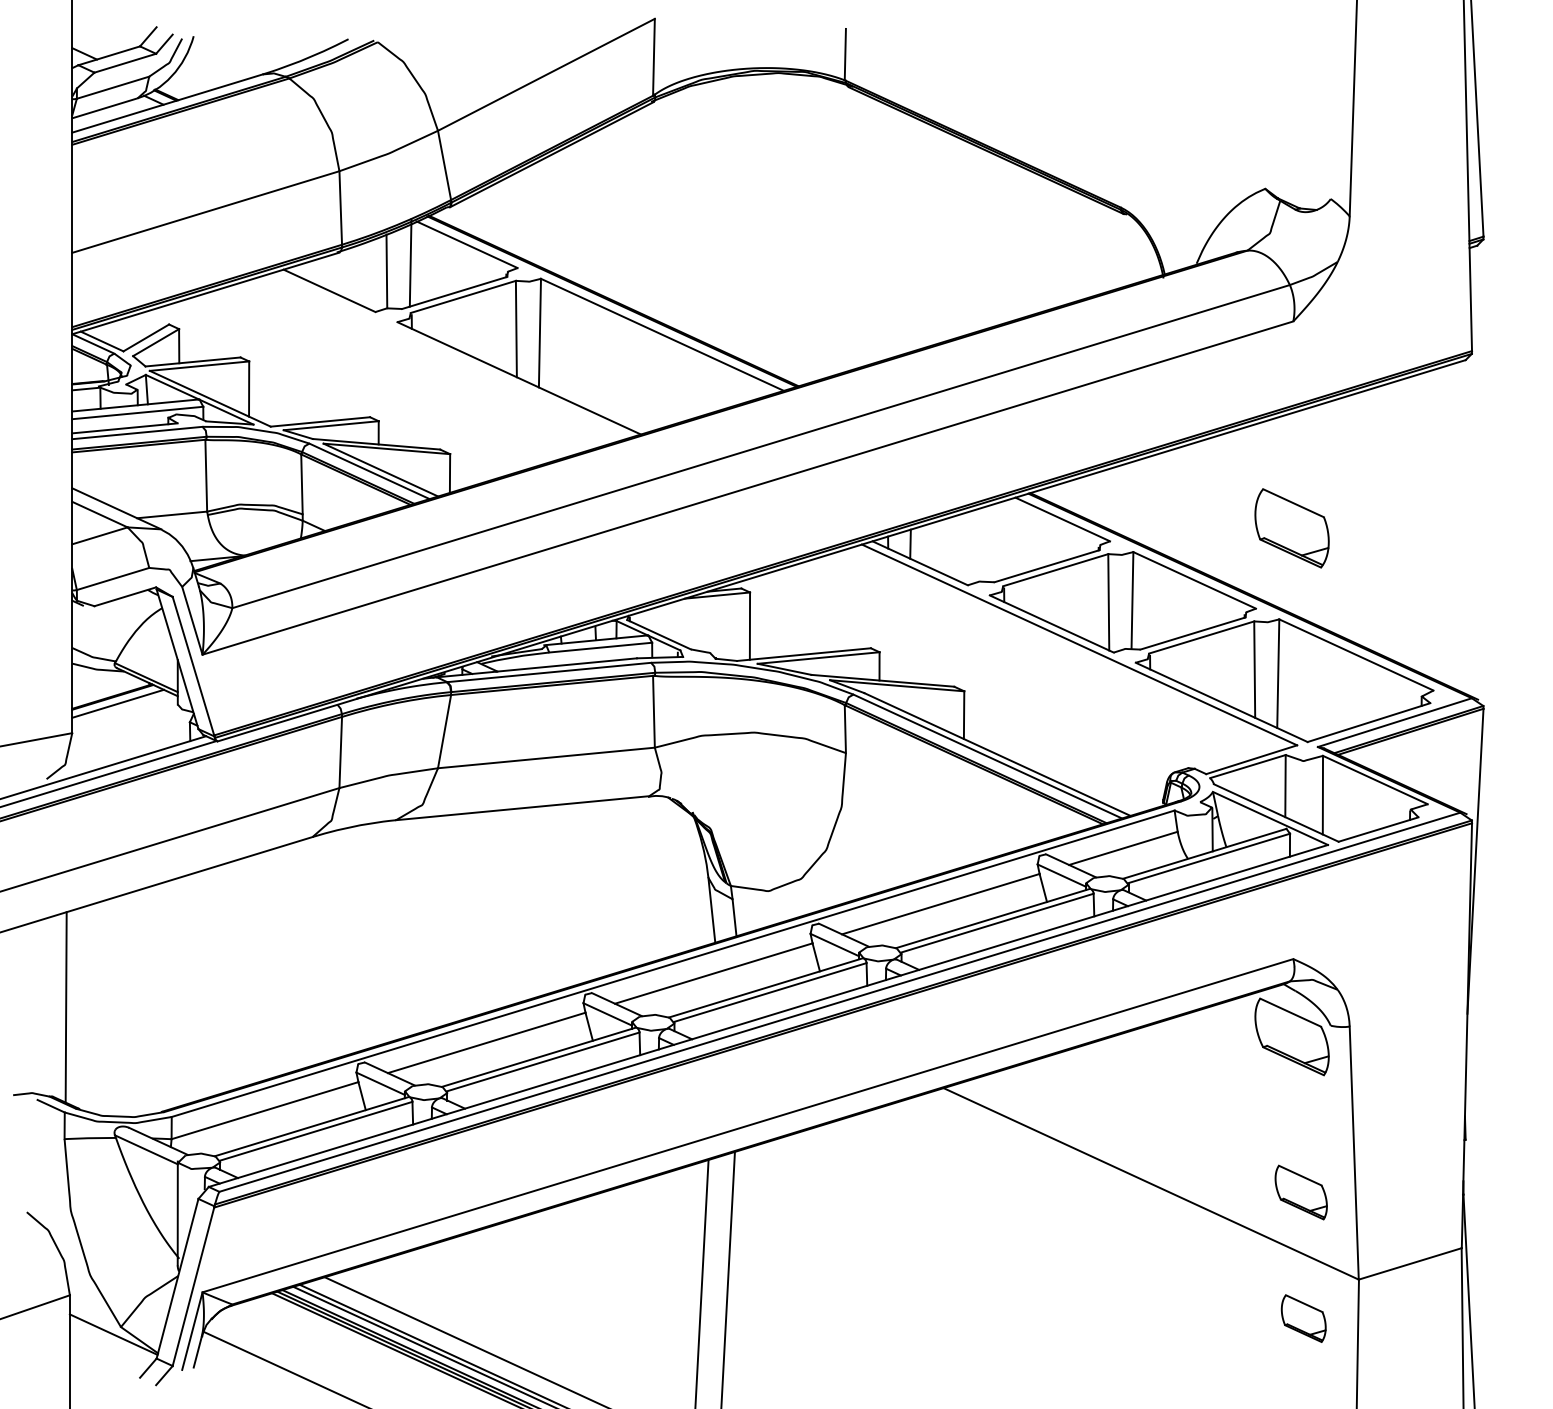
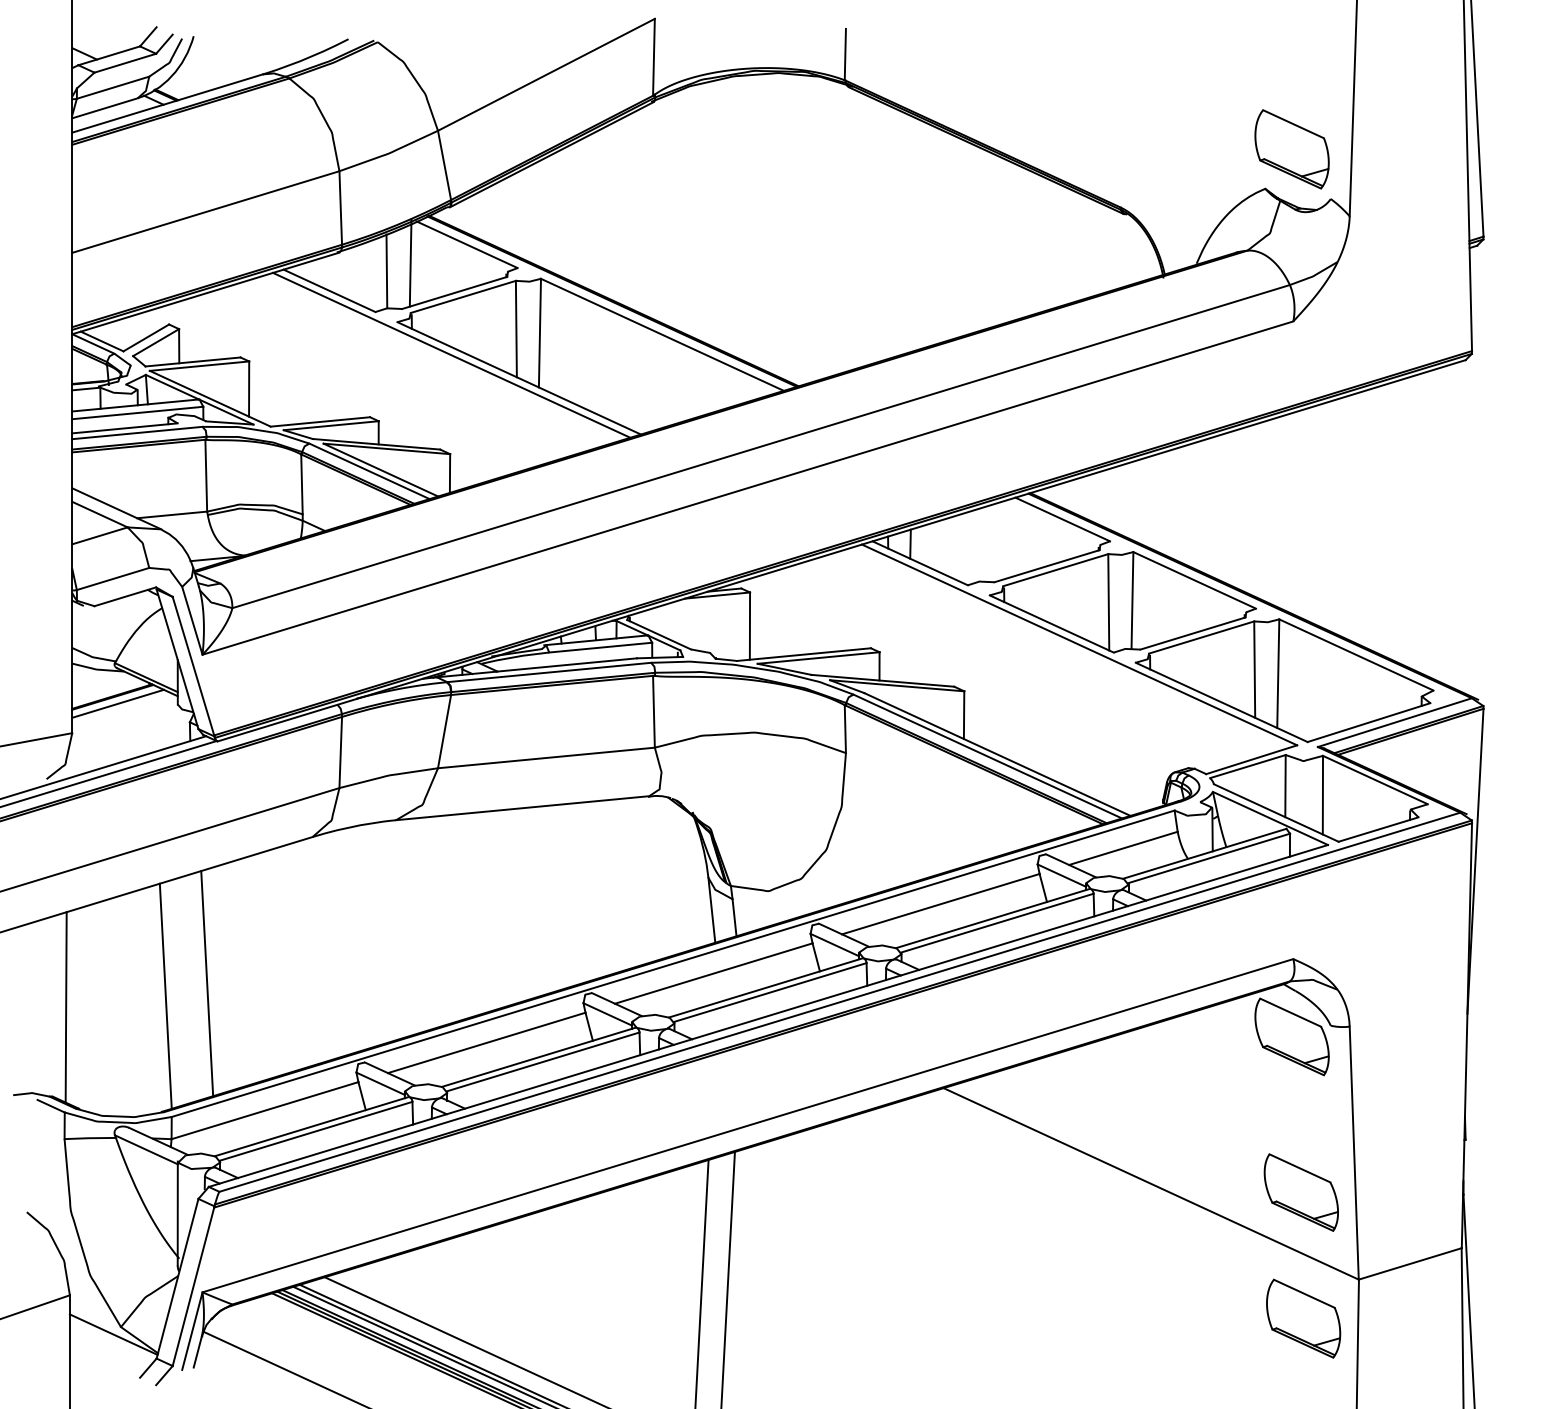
line: none -> present (451, 354)
part position: (1291, 528) -> (1291, 149) (1291, 149)
line: none -> present (207, 983)
line: none -> present (165, 995)
part size: 54x57 px -> 76x79 px (1300, 1192)
part size: 47x49 px -> 76x81 px (1303, 1318)
